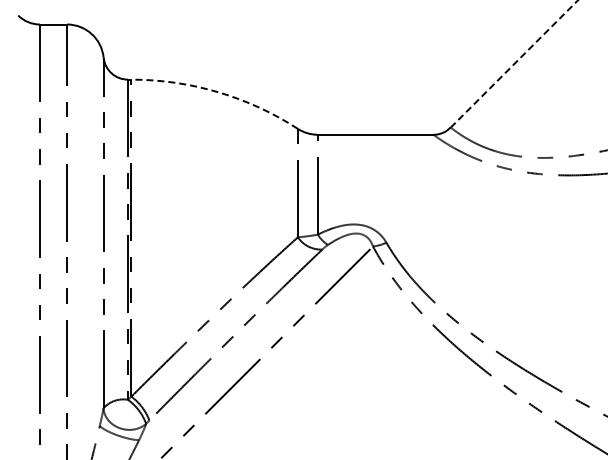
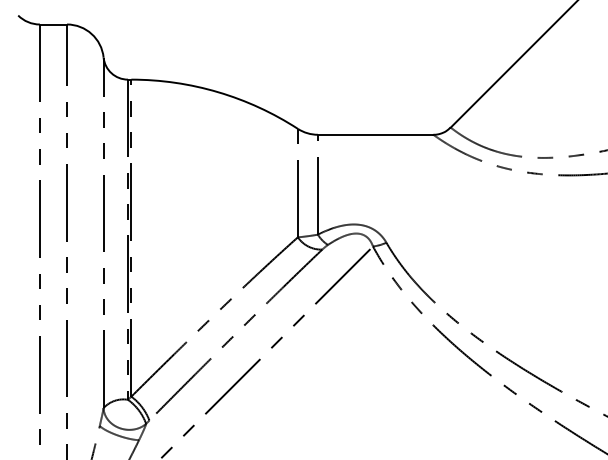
line: dashed -> solid (514, 63)
arc: dashed -> solid (218, 92)
